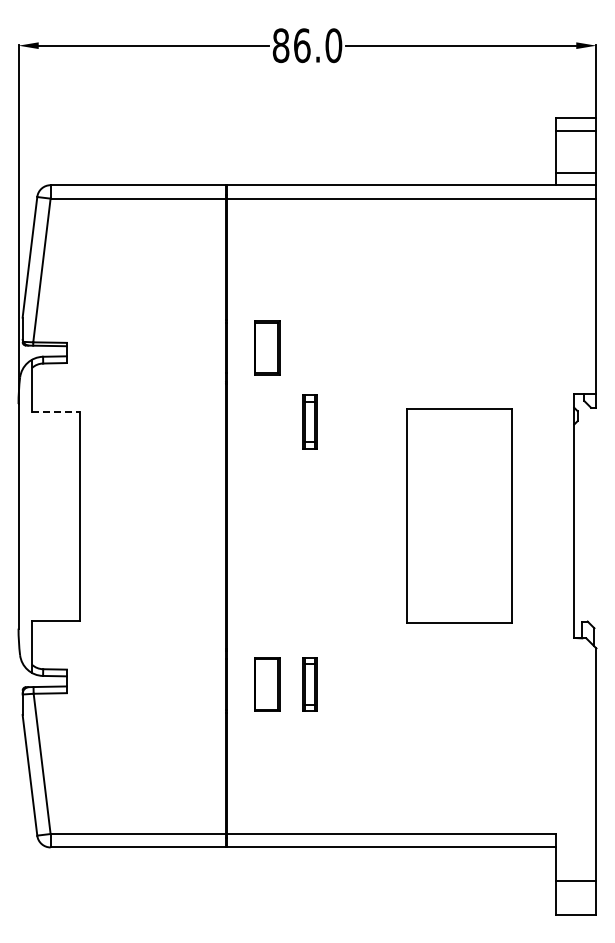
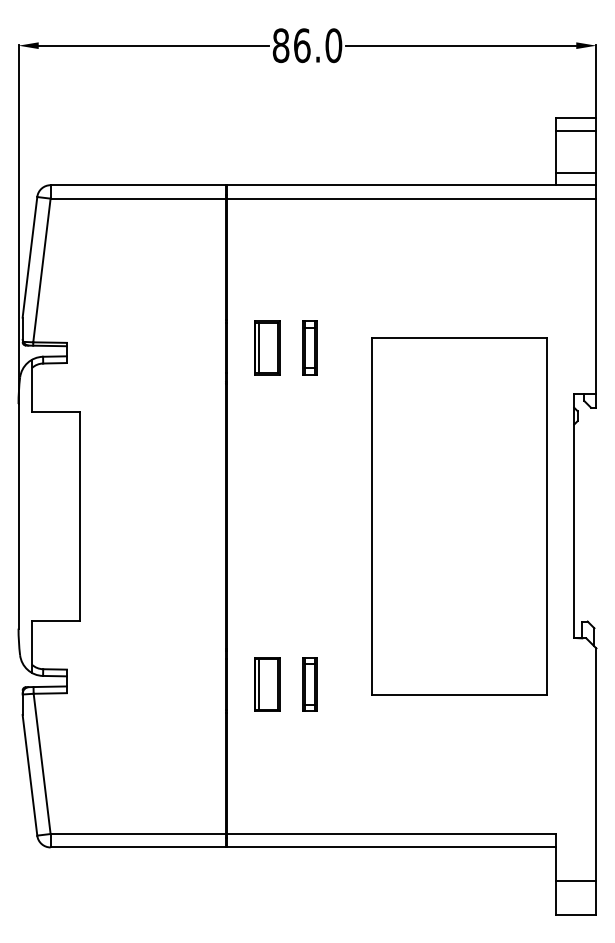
line: none -> present (259, 348)
line: dashed -> solid (56, 412)
part position: (309, 421) -> (309, 347) (309, 347)
part size: 107x216 px -> 177x359 px (459, 516)
line: none -> present (259, 684)
